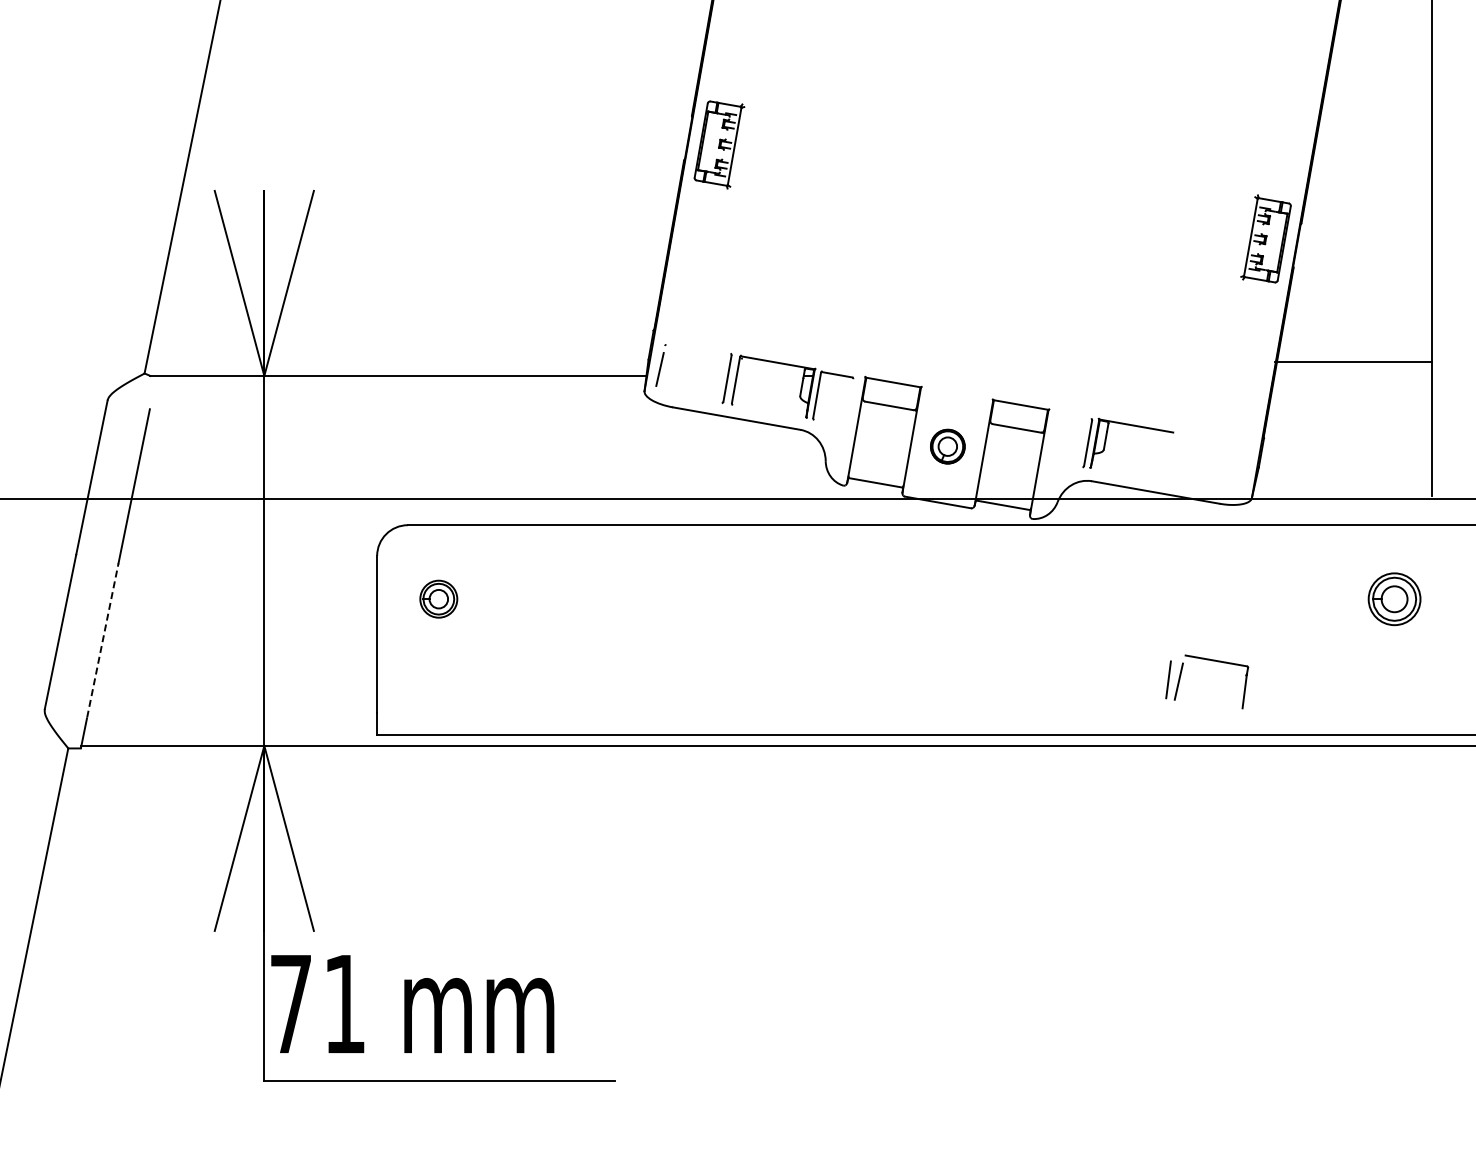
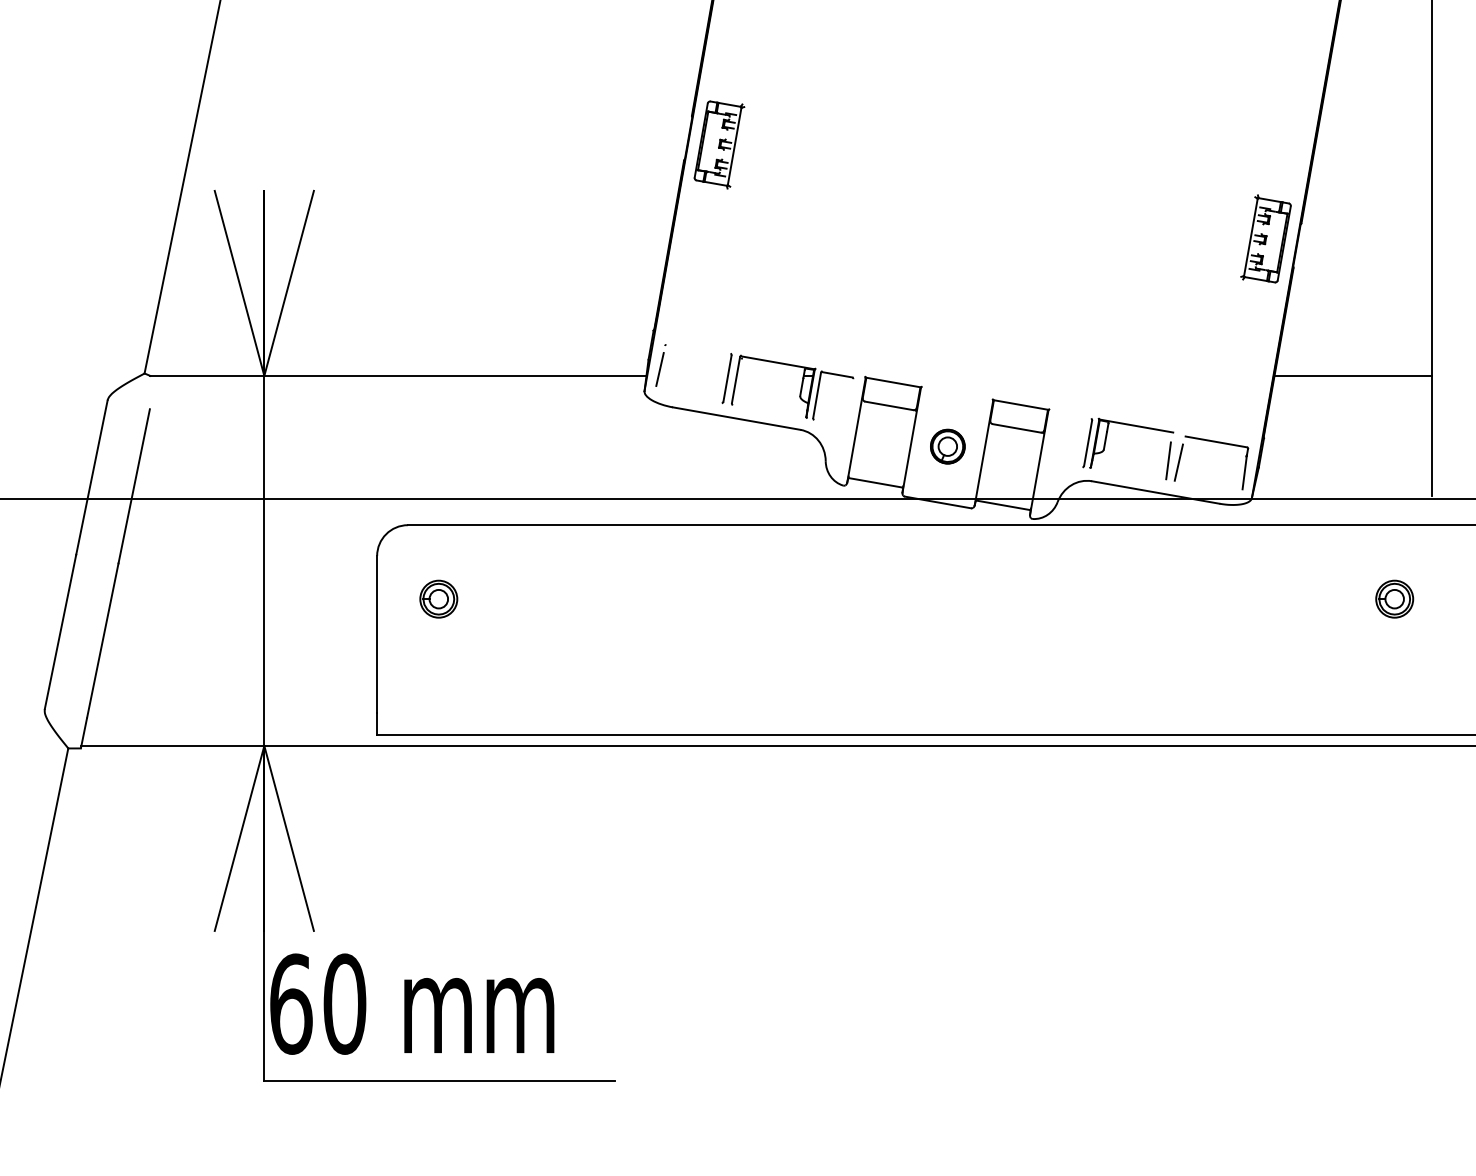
line position: (1352, 361) -> (1352, 375) (1352, 375)
part size: 55x55 px -> 40x40 px (1394, 598)
line: dashed -> solid (102, 640)
part position: (1212, 661) -> (1212, 442) (1212, 442)
text: 71 -> 60 (318, 1003)
